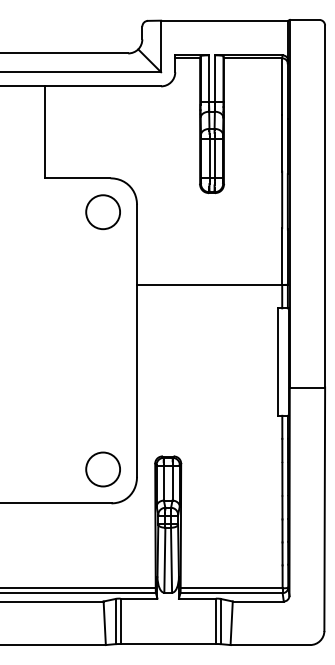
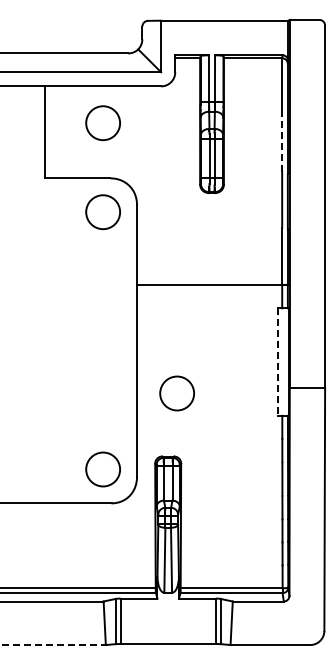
circle: none -> present (102, 123)
line: solid -> dashed (282, 142)
line: solid -> dashed (278, 362)
circle: none -> present (176, 393)
line: solid -> dashed (53, 645)
